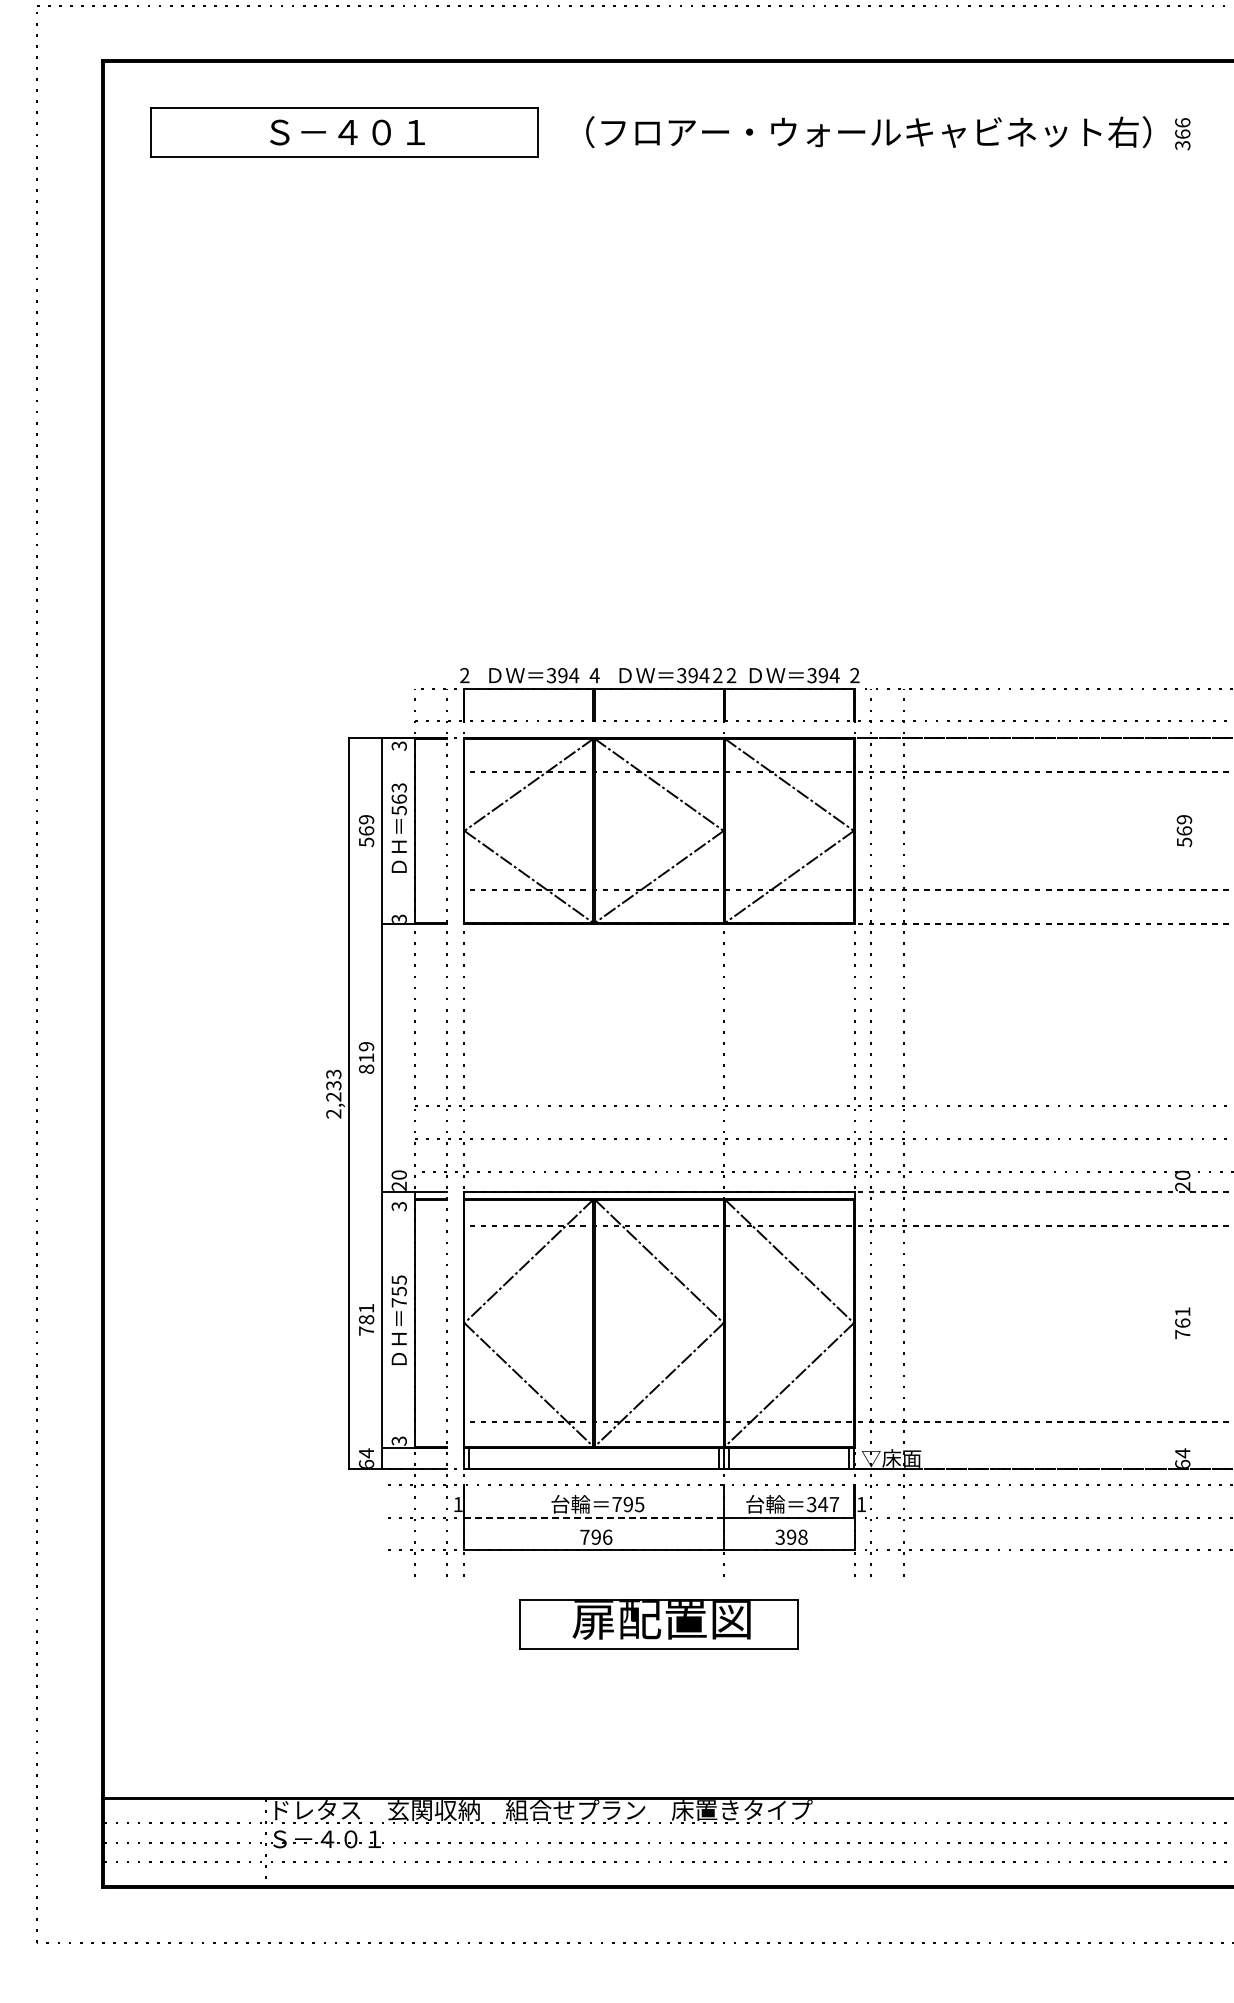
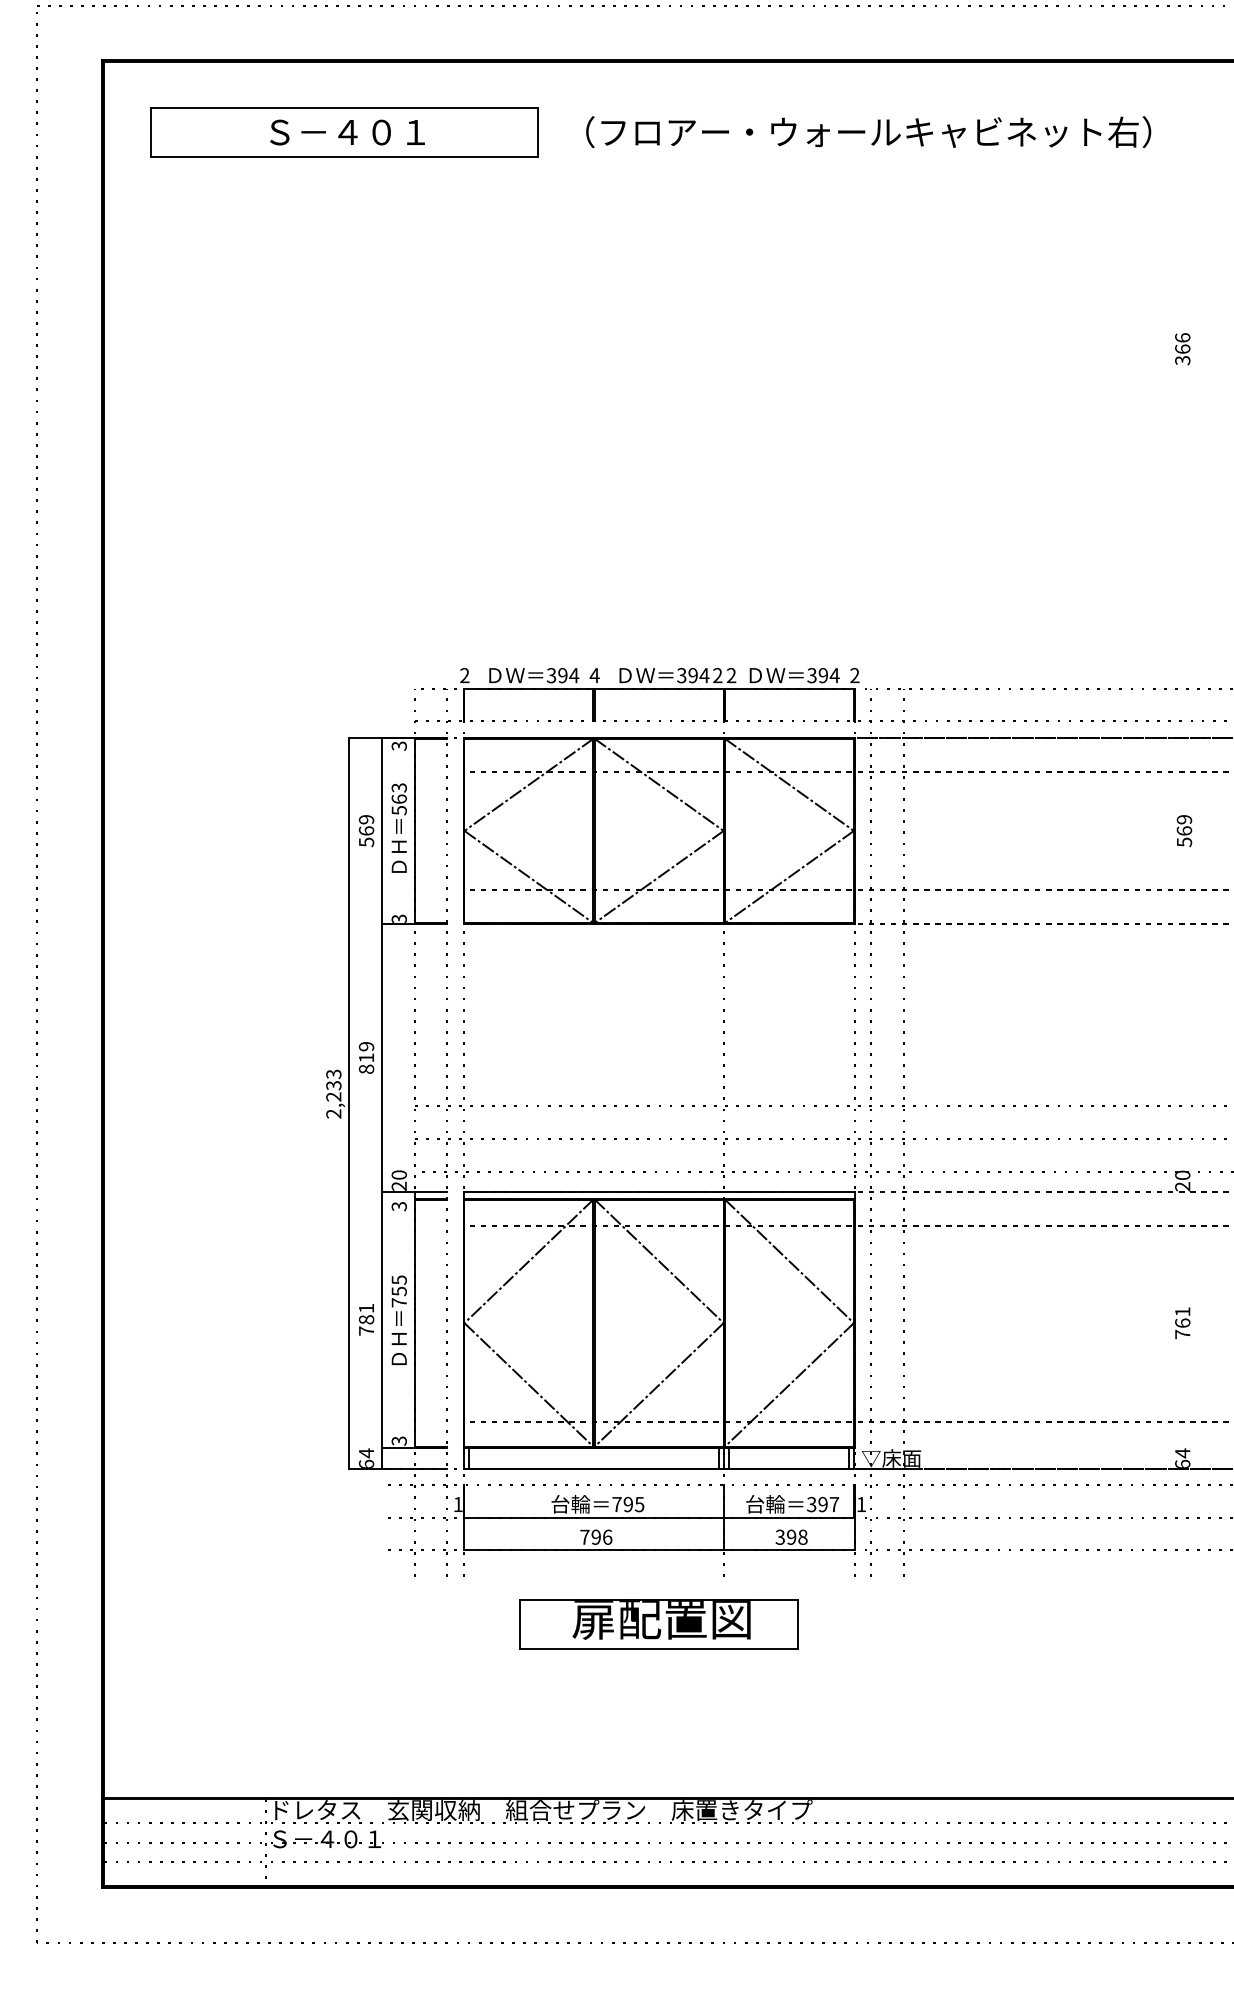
text position: (1182, 134) -> (1182, 349) (1182, 349)
text: 347 -> 397 (823, 1504)
line: dashed -> solid (593, 1517)
